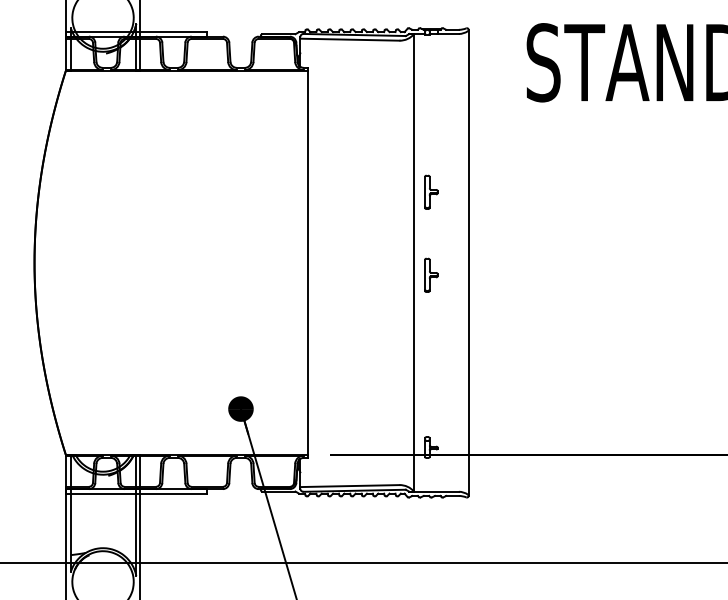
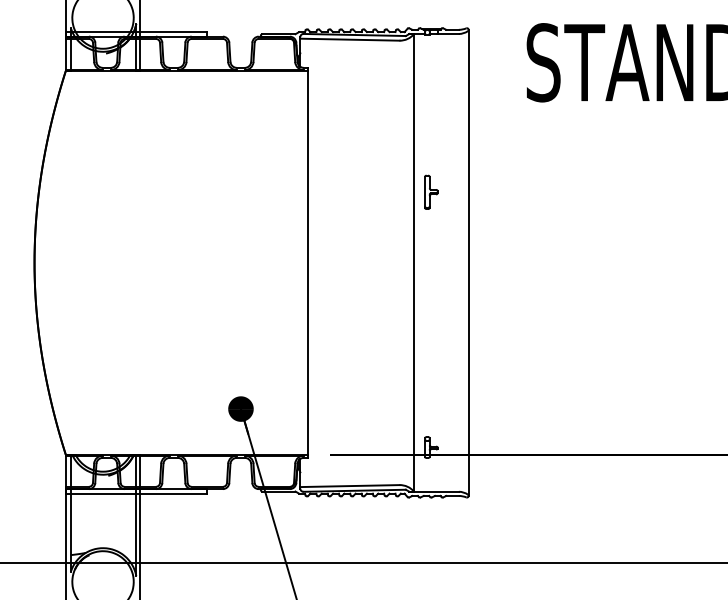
part: present -> none (431, 274)
